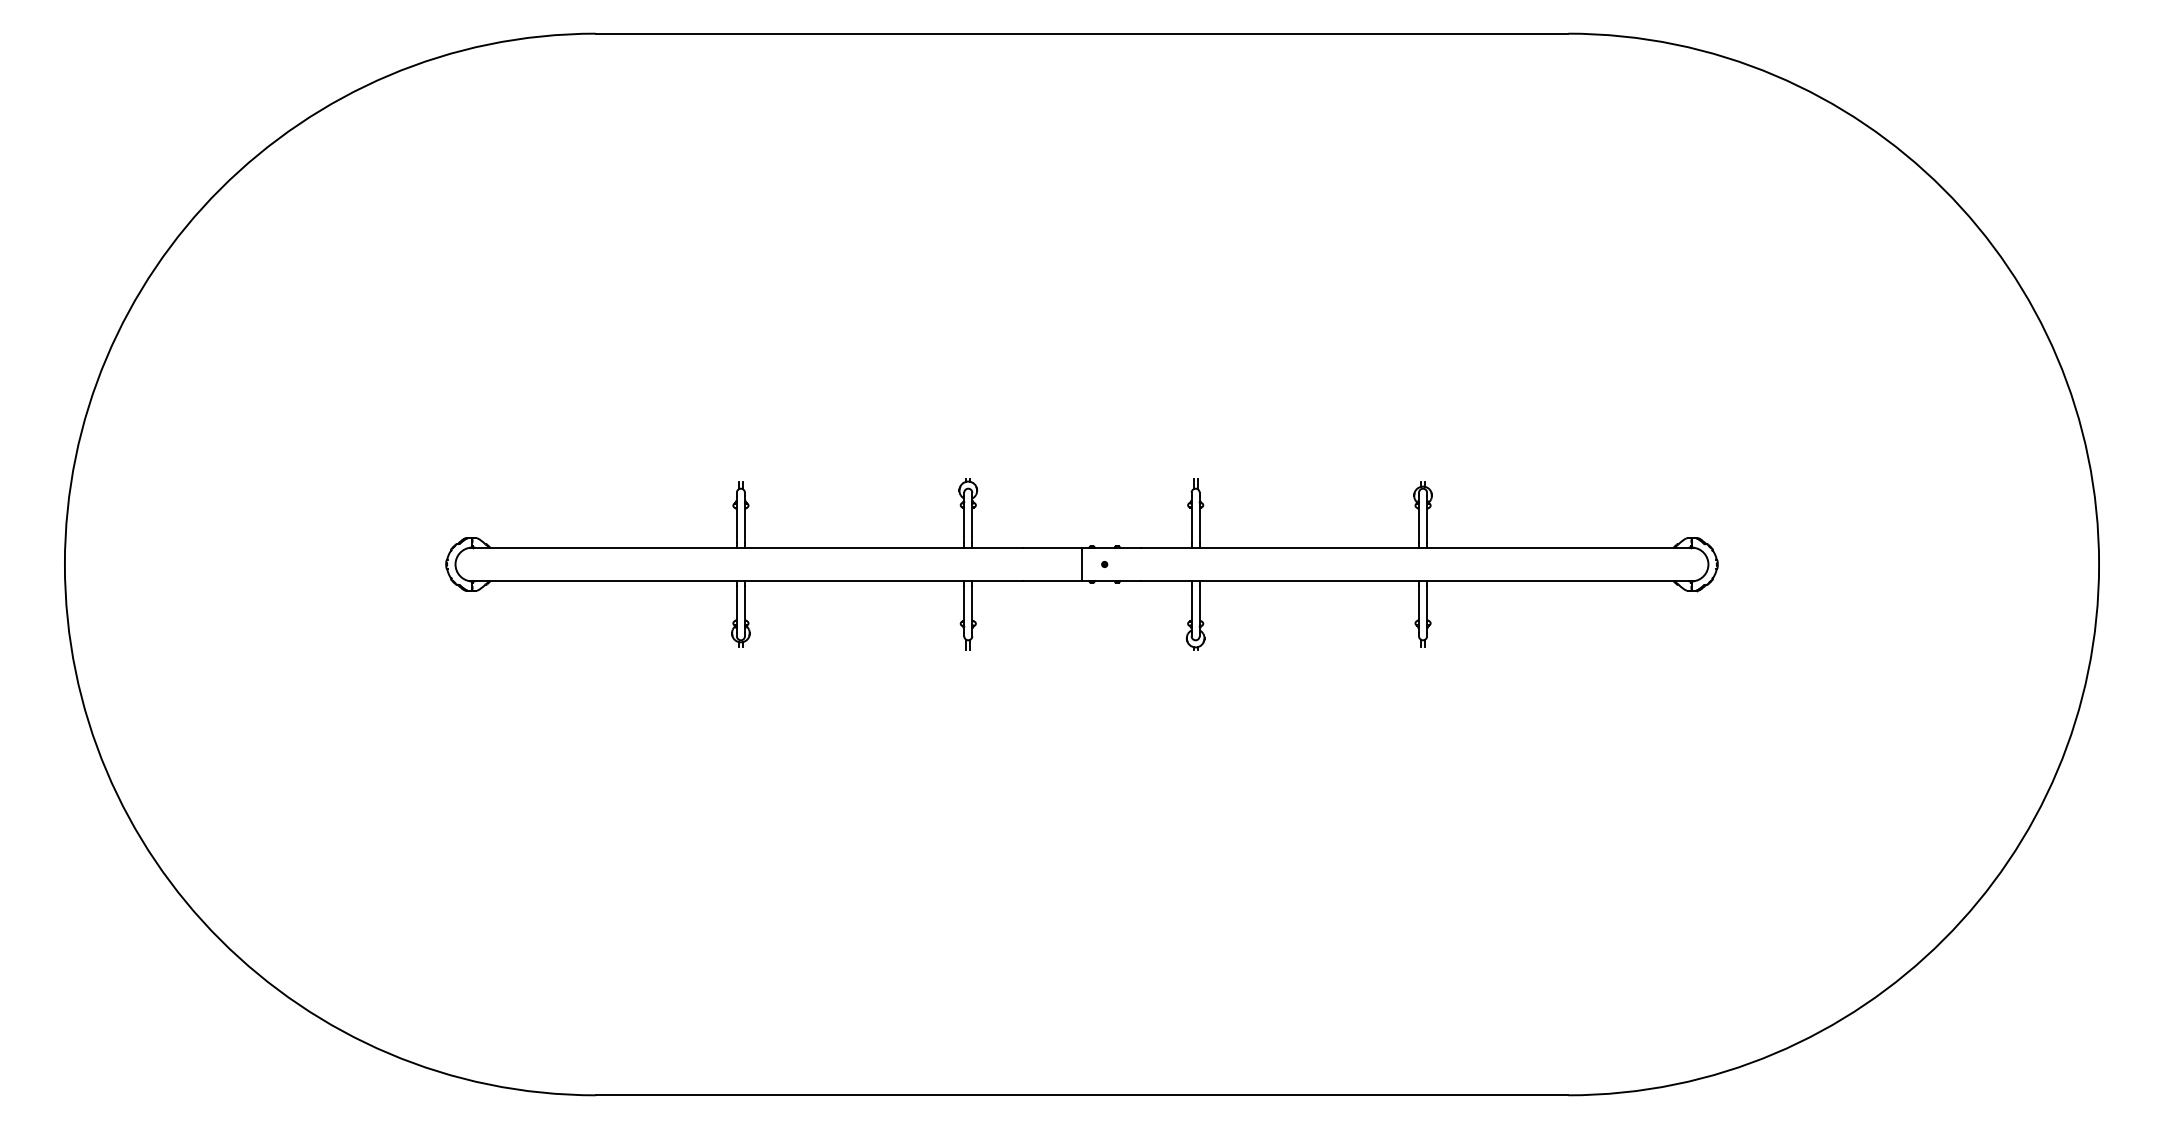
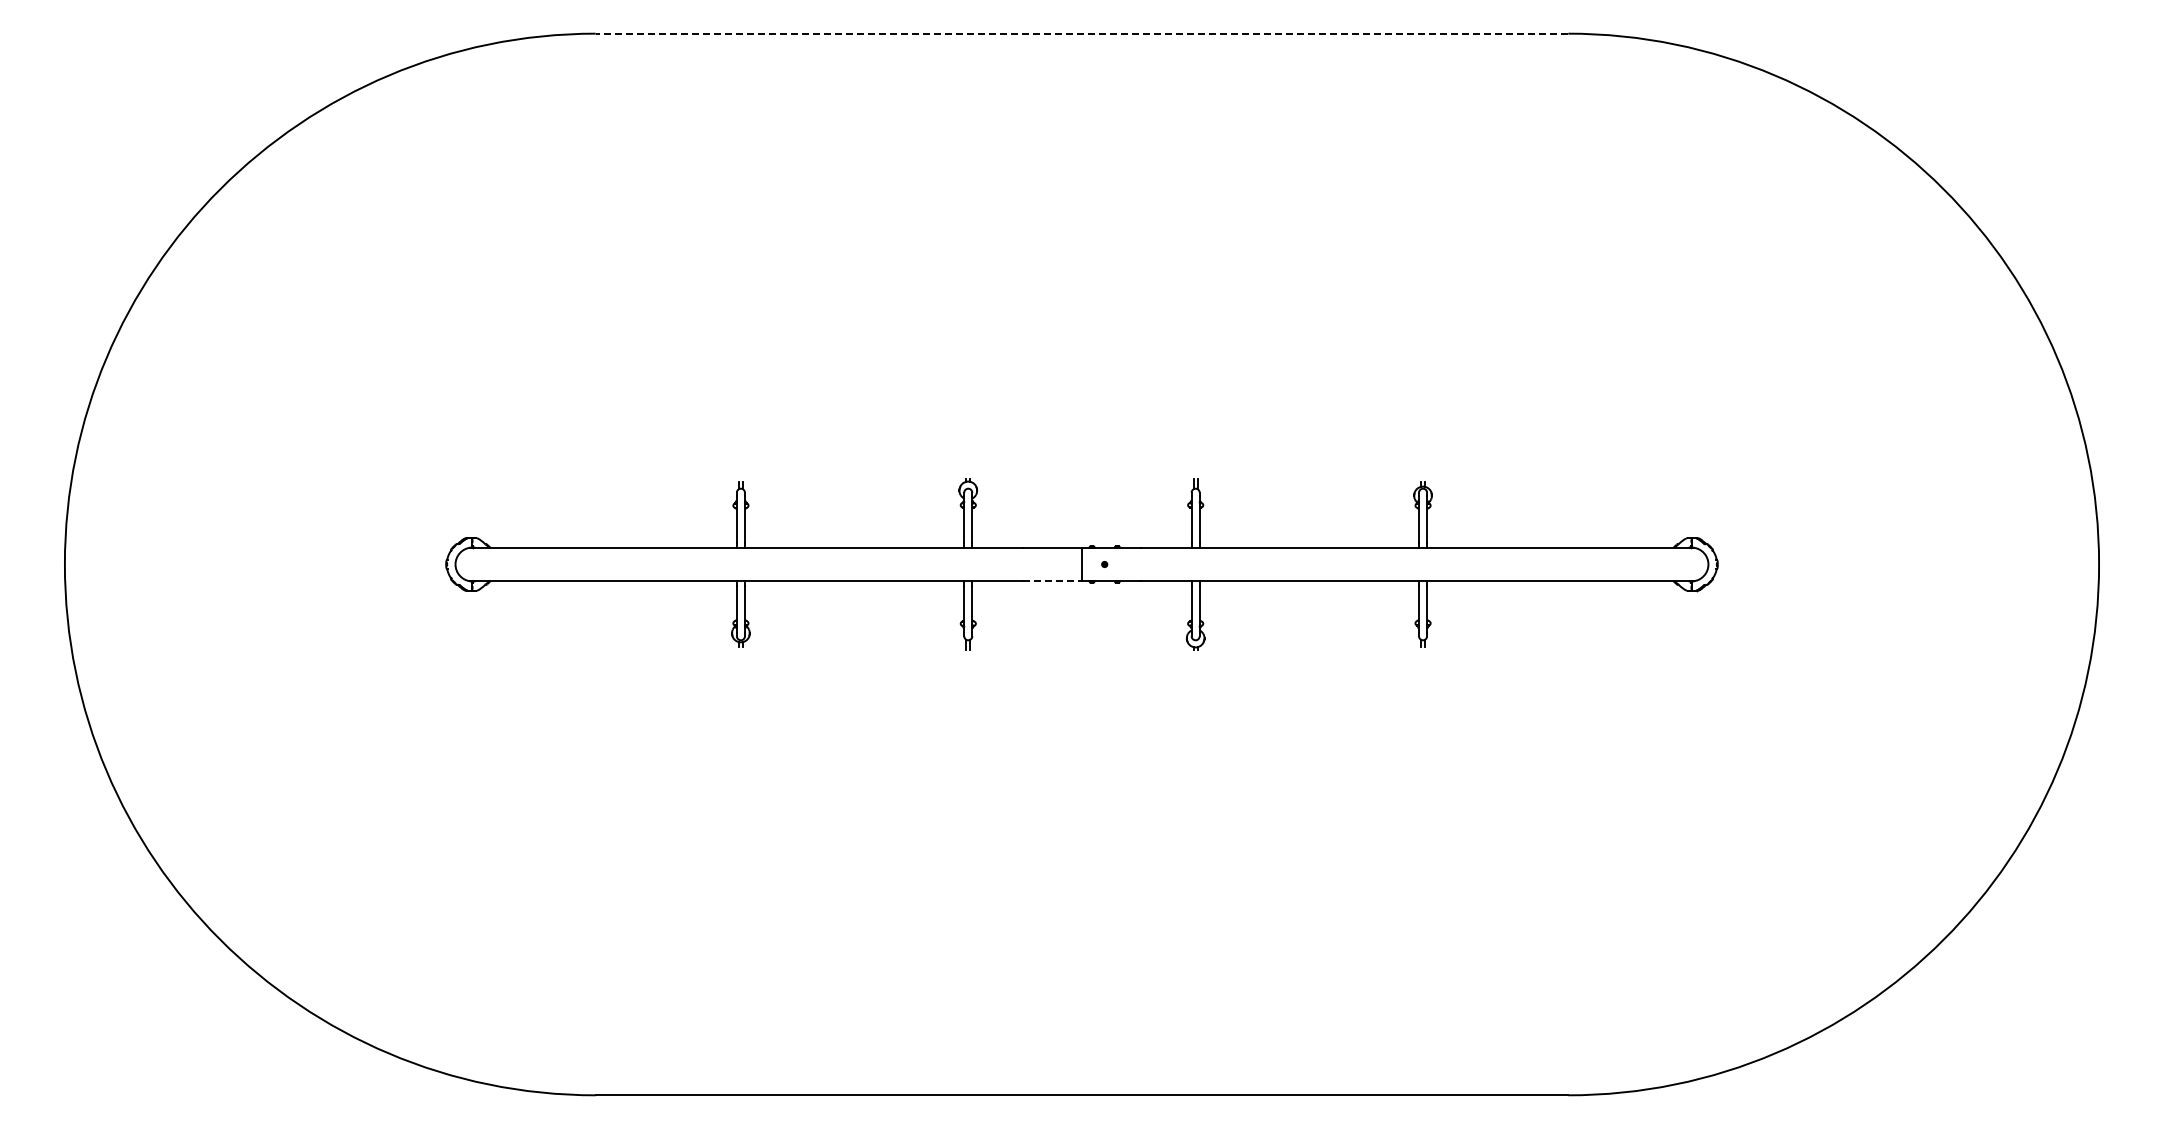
line: solid -> dashed (1081, 33)
line: solid -> dashed (1052, 581)
